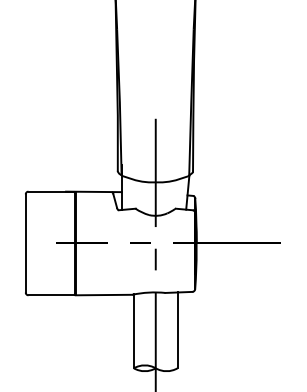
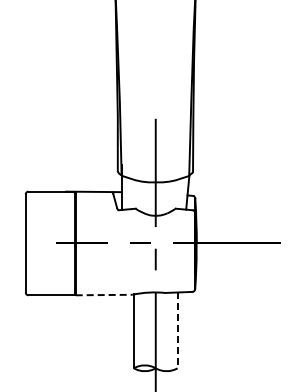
line: solid -> dashed (104, 295)
line: solid -> dashed (177, 330)
